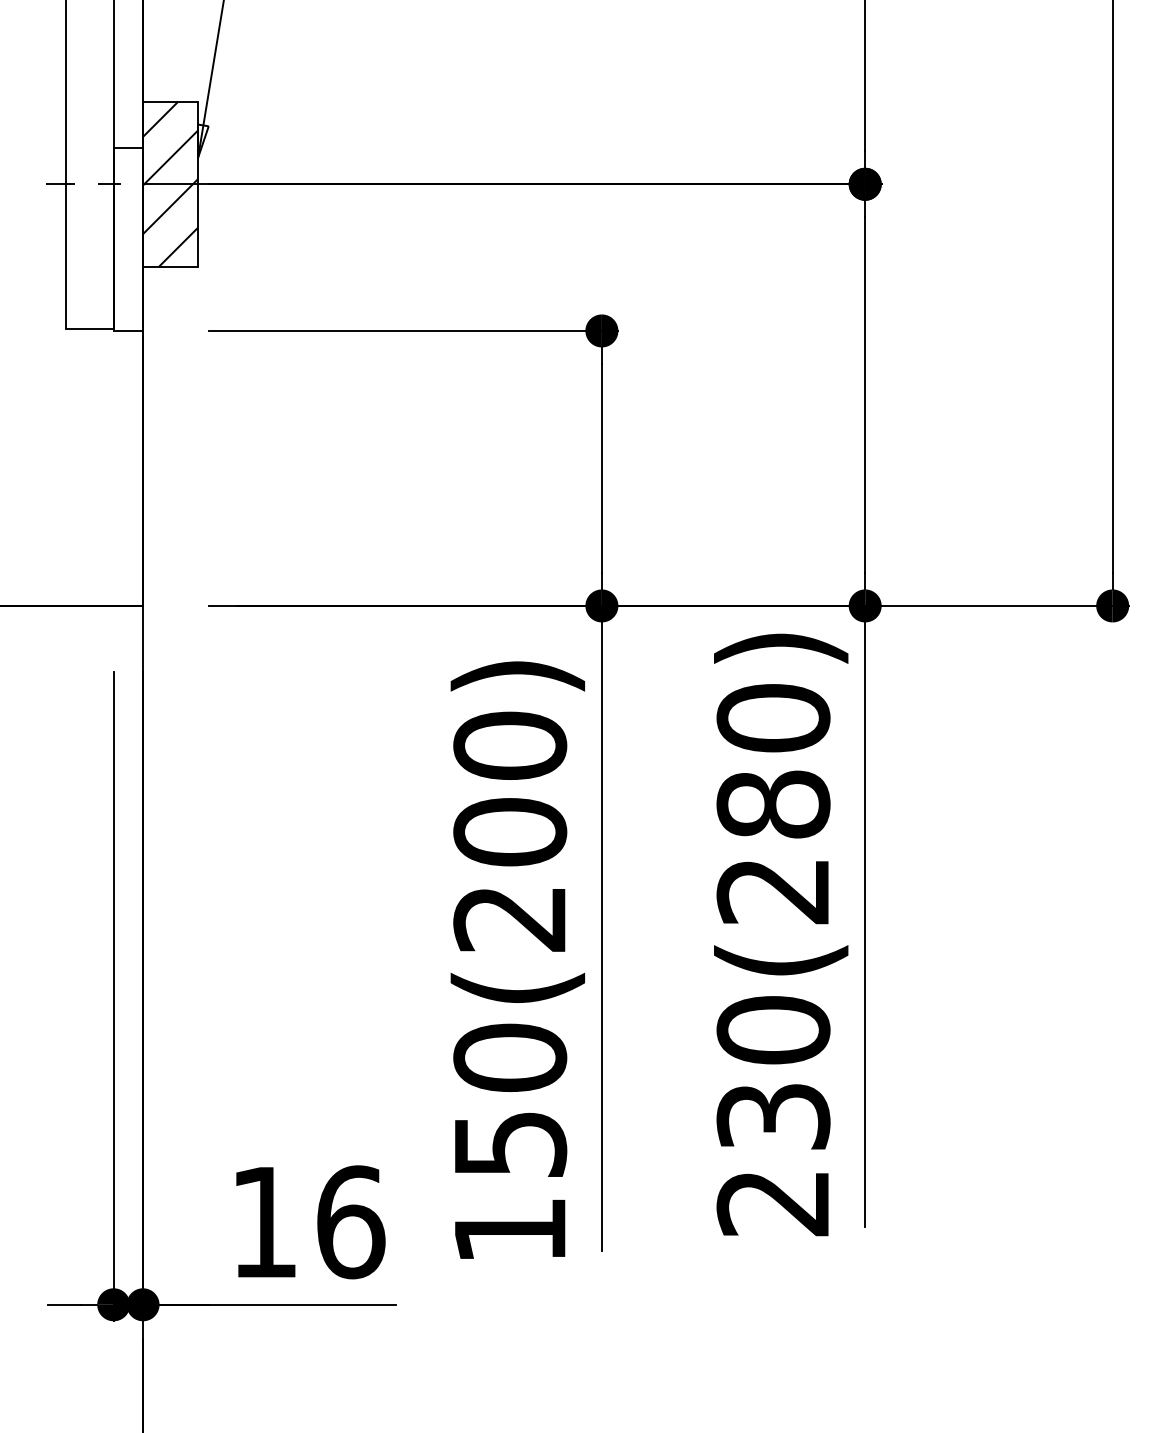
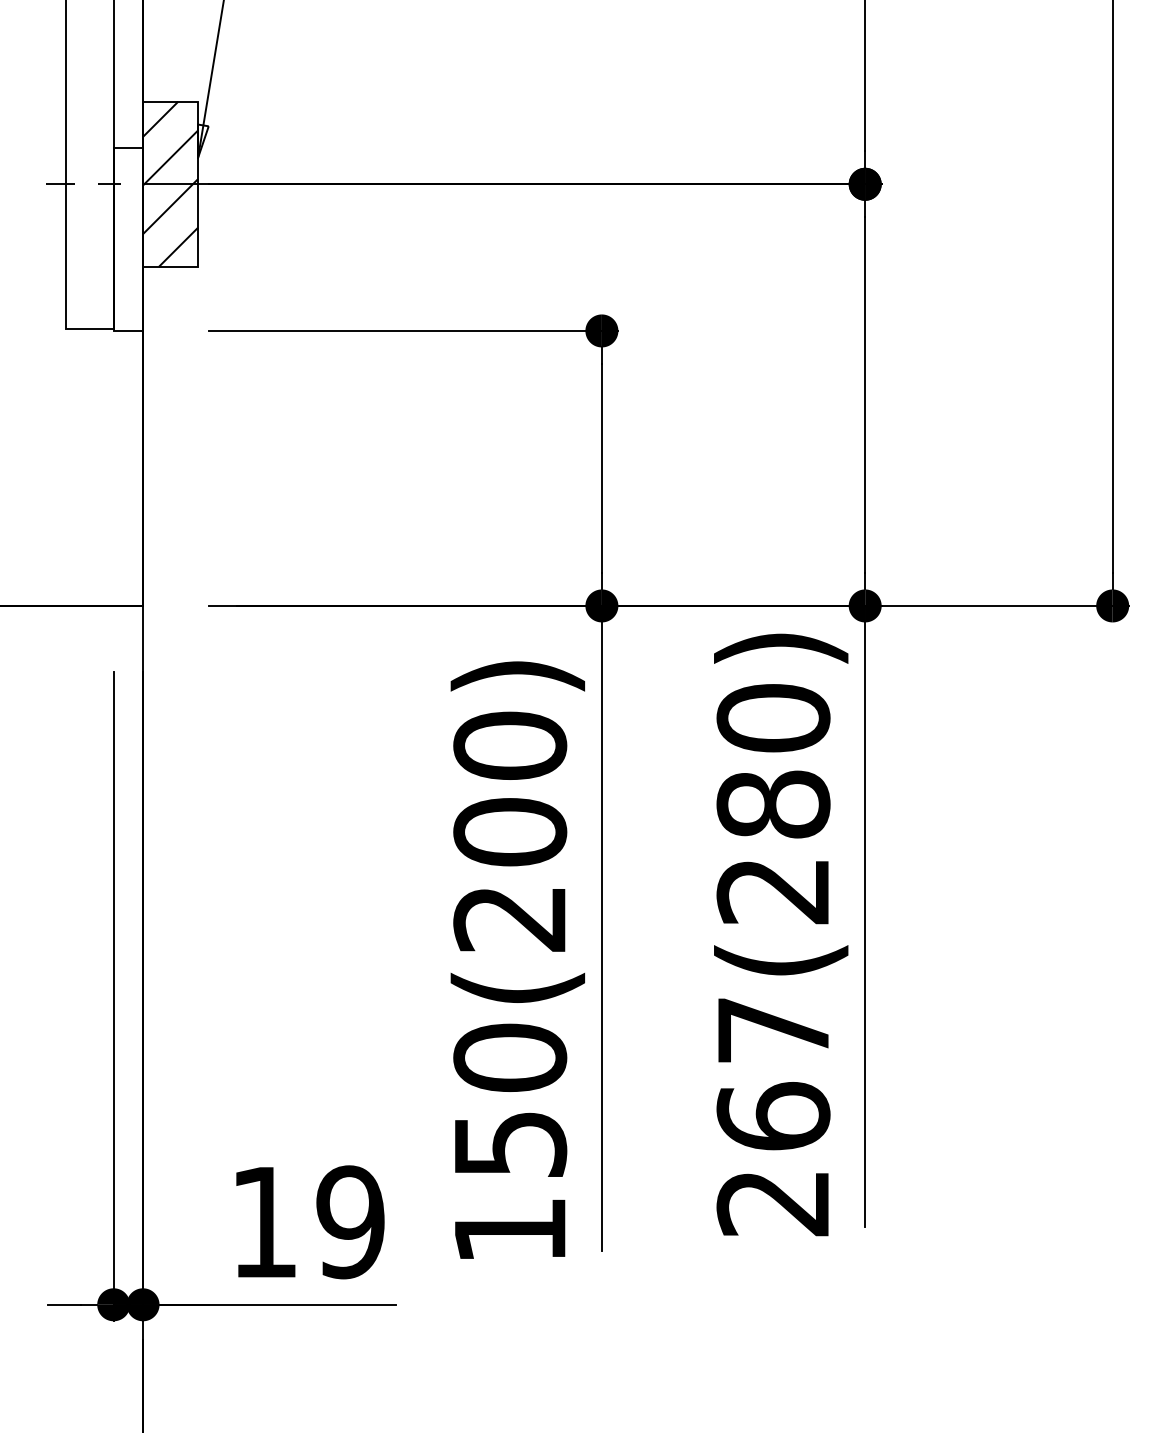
text: 230(280) -> 267(280) (773, 1073)
text: 16 -> 19 (350, 1222)
